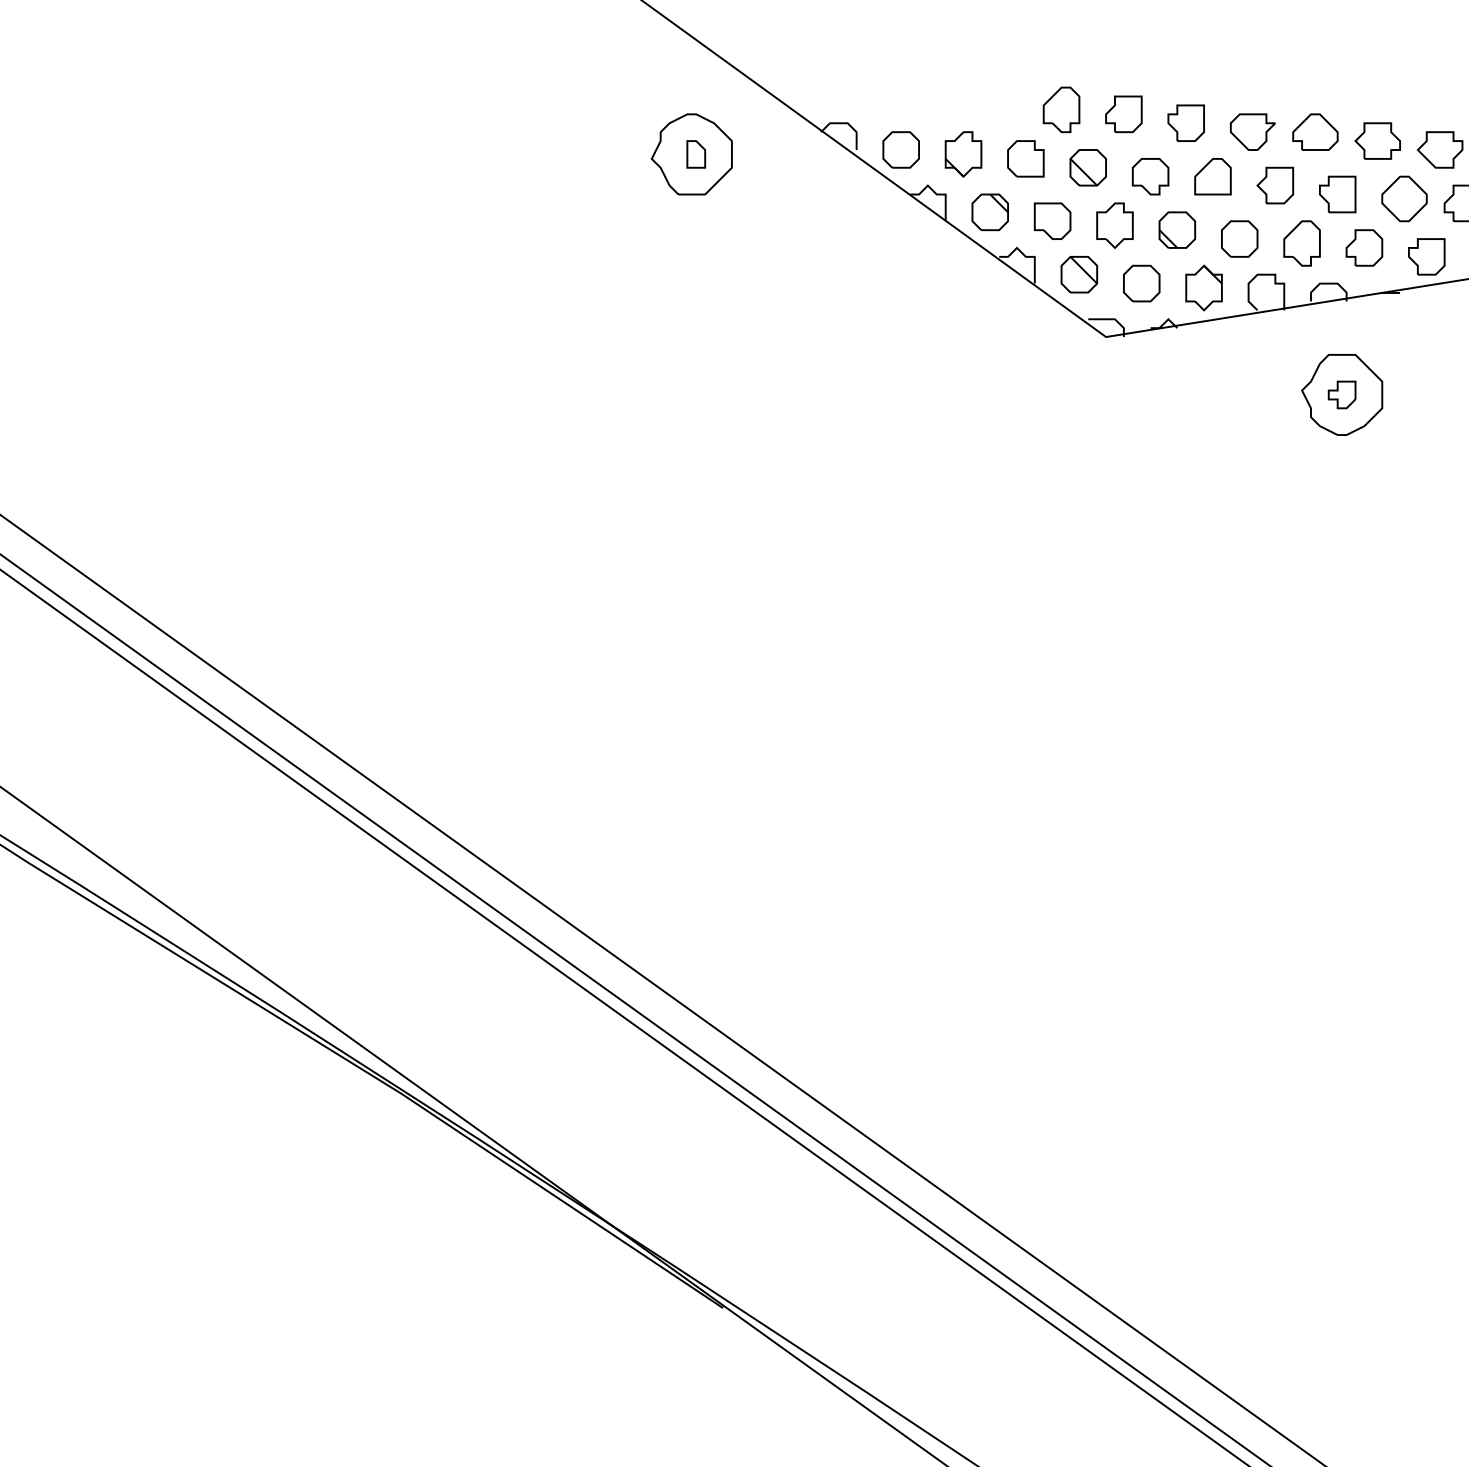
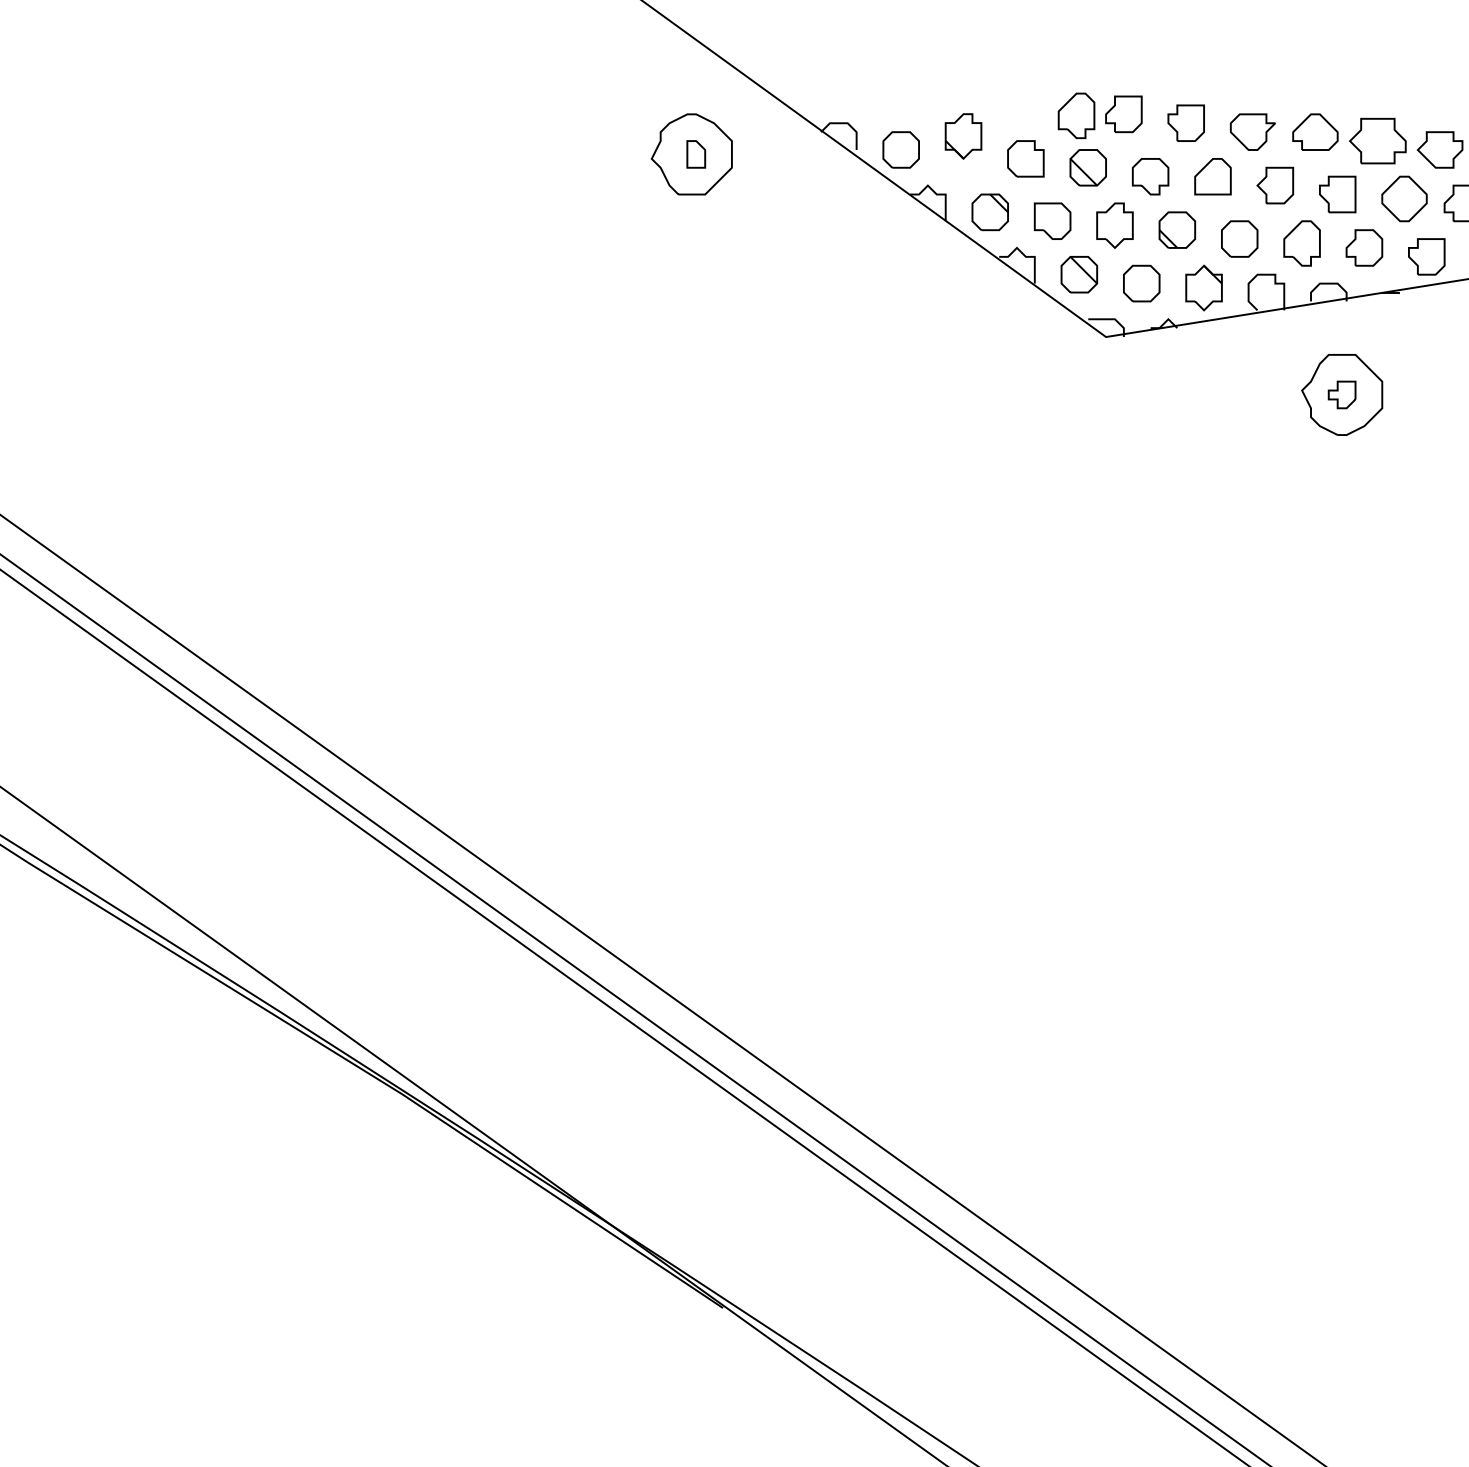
part position: (1061, 109) -> (1076, 115) (1076, 115)
part size: 47x38 px -> 58x48 px (1377, 140)
part position: (963, 154) -> (963, 136) (963, 136)
